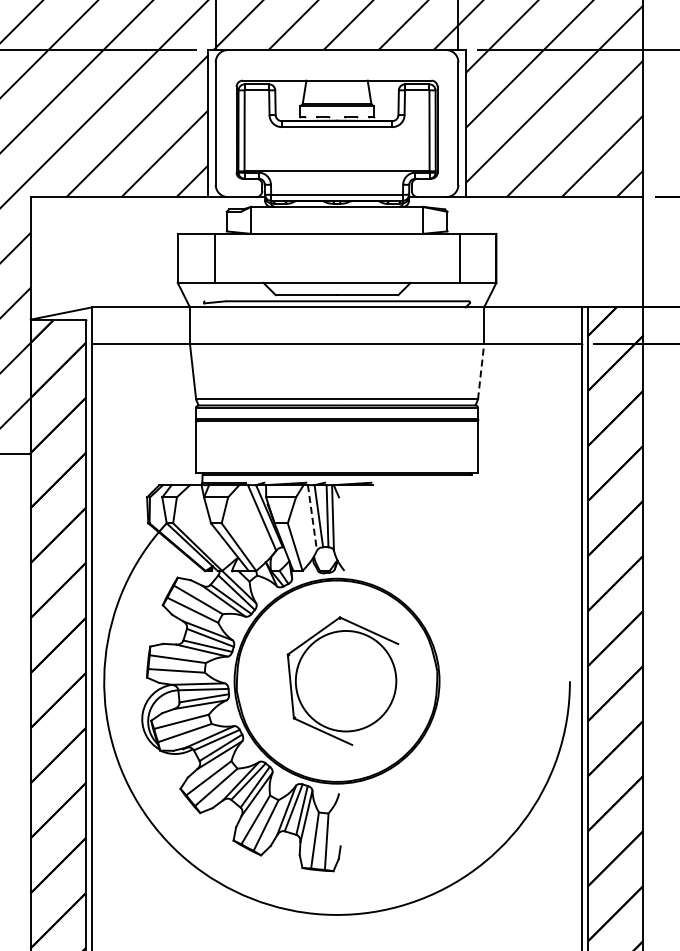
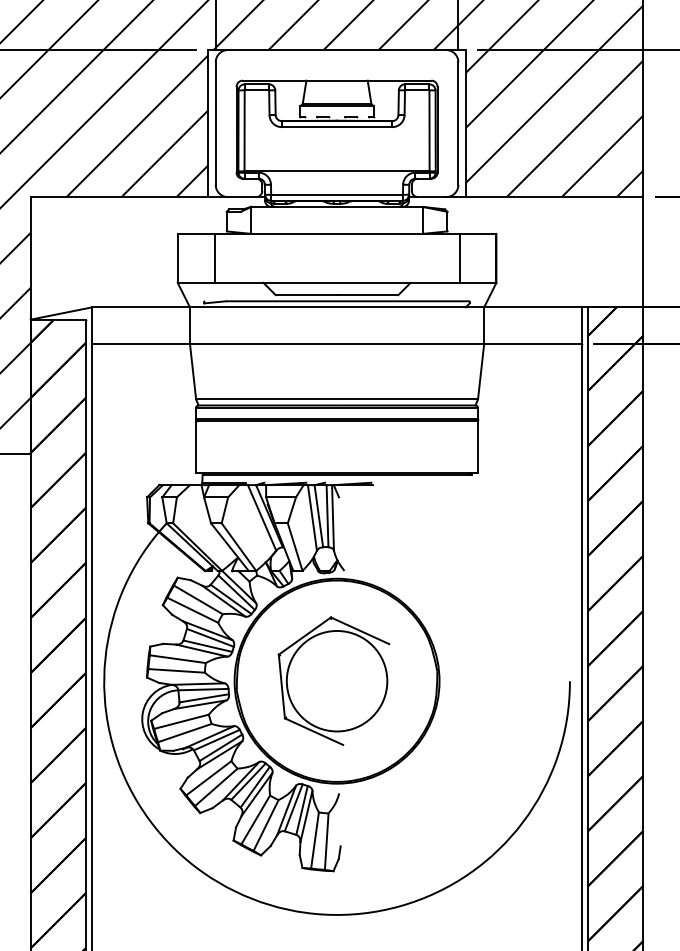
line: dashed -> solid (481, 371)
line: dashed -> solid (312, 518)
part position: (342, 680) -> (333, 680) (333, 680)
